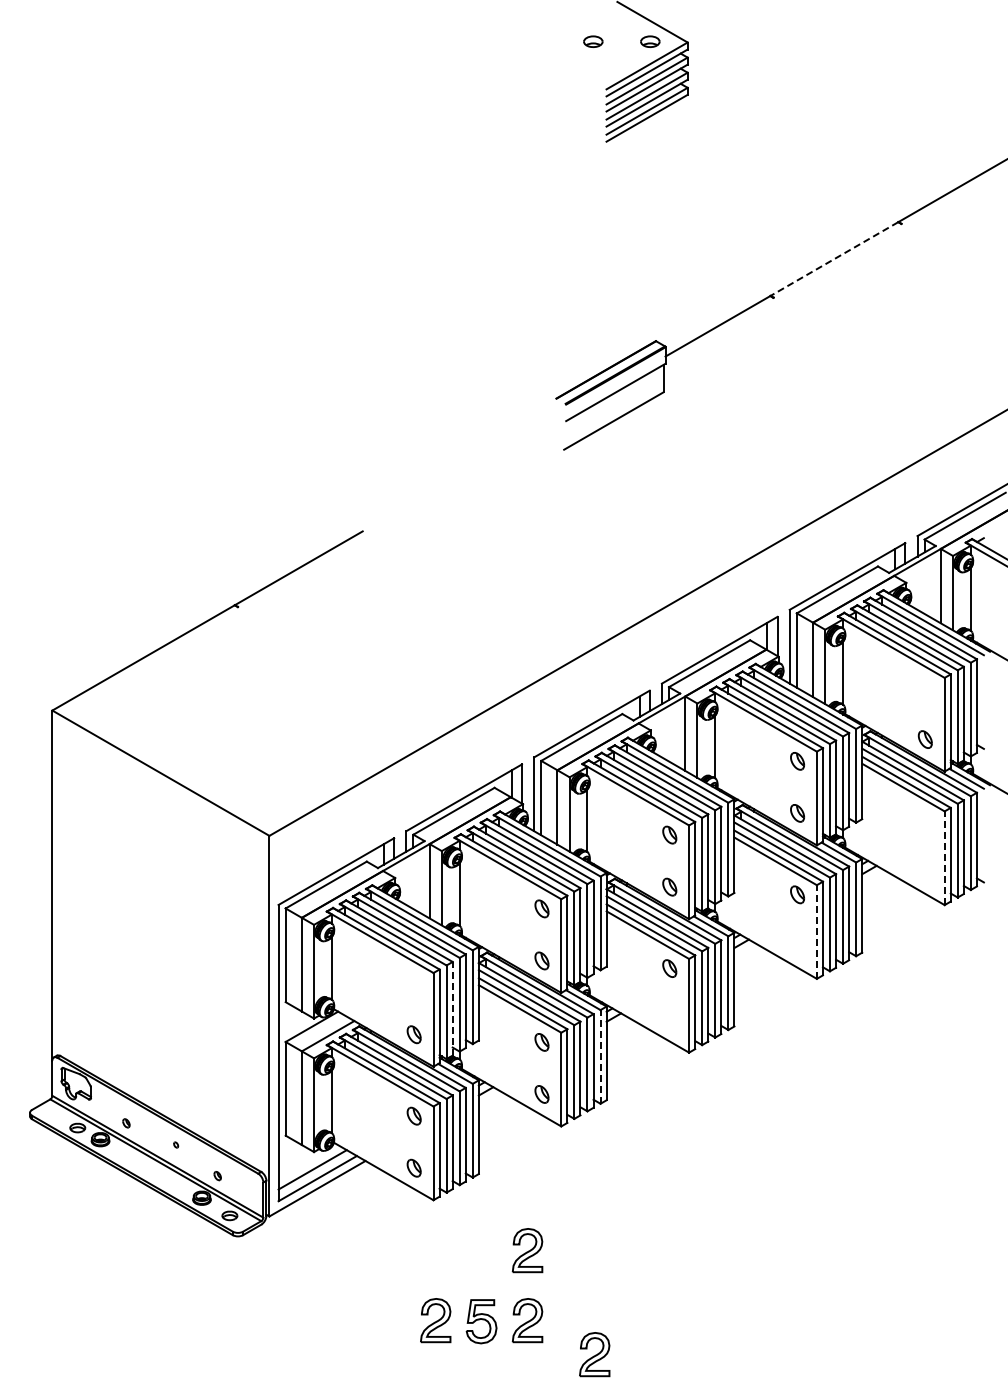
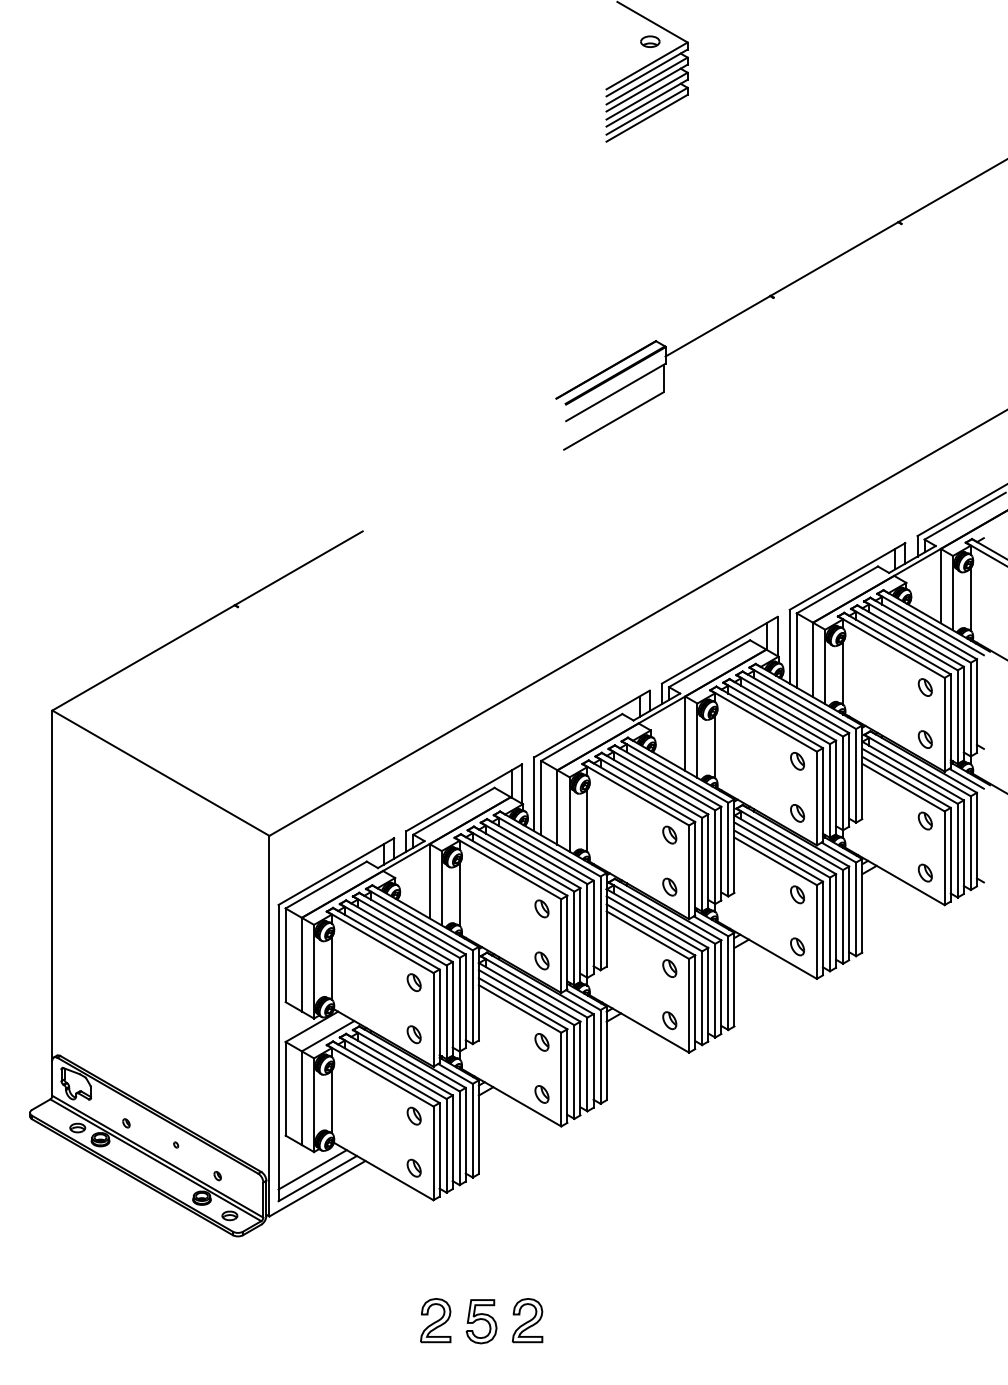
part: present -> none (593, 41)
line: dashed -> solid (834, 259)
part: none -> present (924, 687)
part: none -> present (924, 820)
line: dashed -> solid (944, 858)
part: none -> present (924, 872)
line: dashed -> solid (816, 932)
part: none -> present (797, 946)
part: none -> present (413, 982)
line: dashed -> solid (452, 1008)
part: none -> present (669, 1020)
line: dashed -> solid (600, 1056)
part: present -> none (527, 1250)
part: present -> none (594, 1354)
